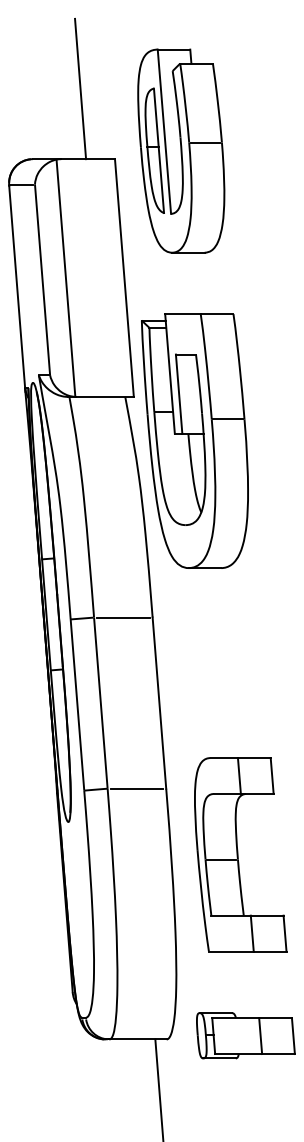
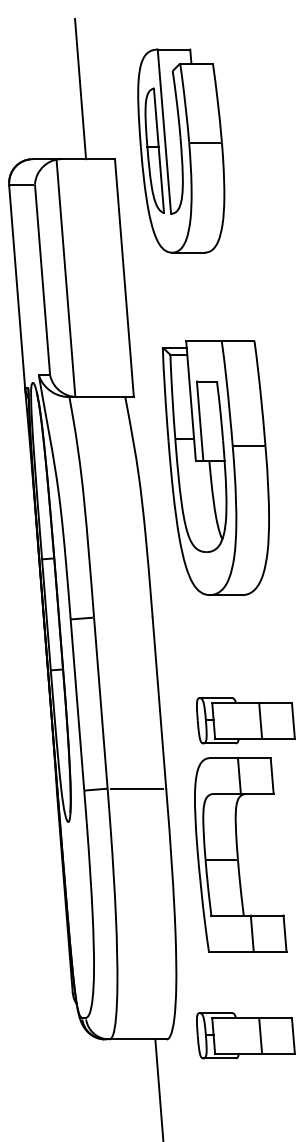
part position: (194, 440) -> (215, 467) (215, 467)
line: present -> none (122, 617)
part: none -> present (245, 720)
